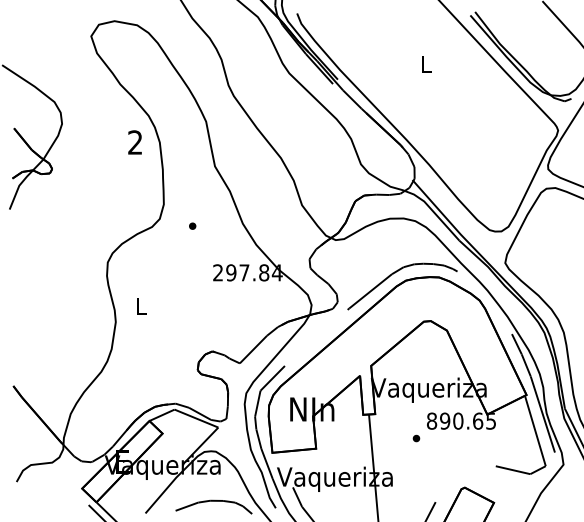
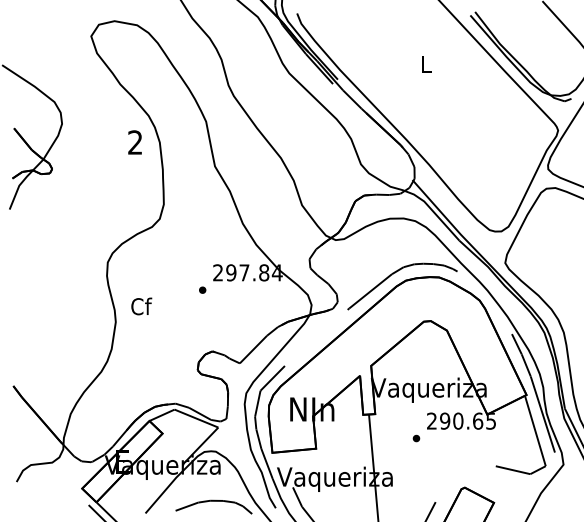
part position: (192, 225) -> (202, 289) (202, 289)
text: L -> Cf (141, 306)
text: 890.65 -> 290.65 (432, 420)
